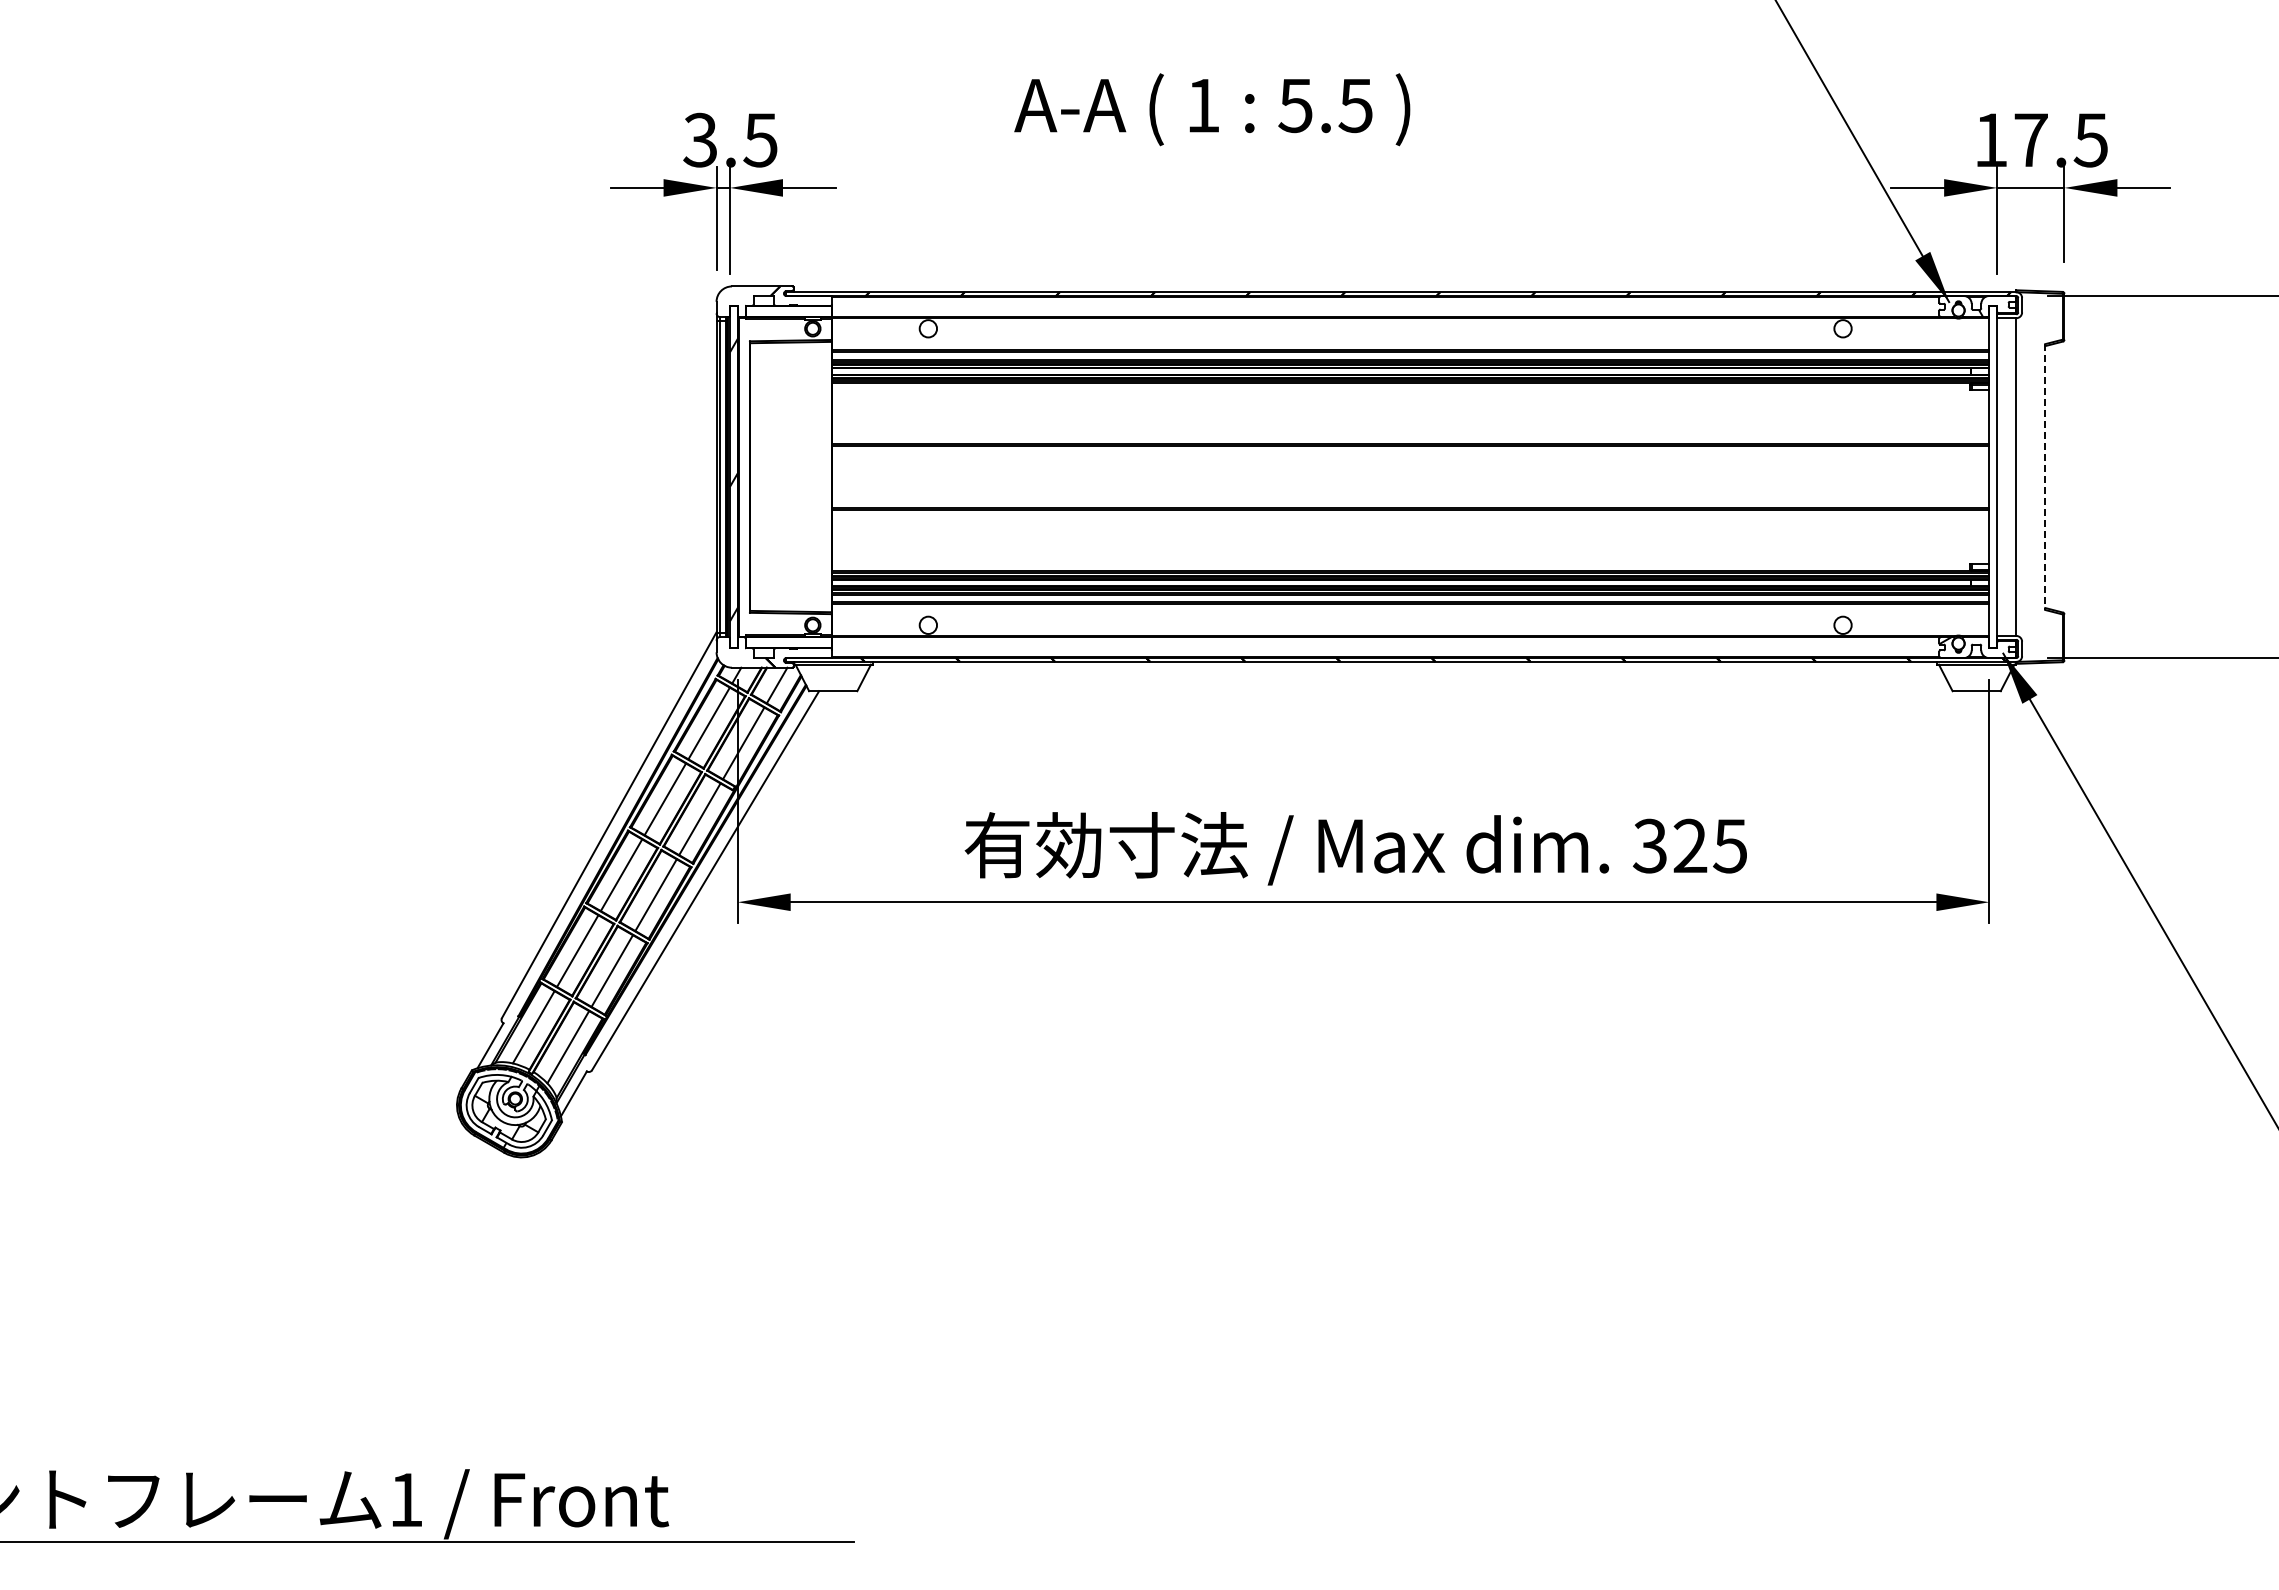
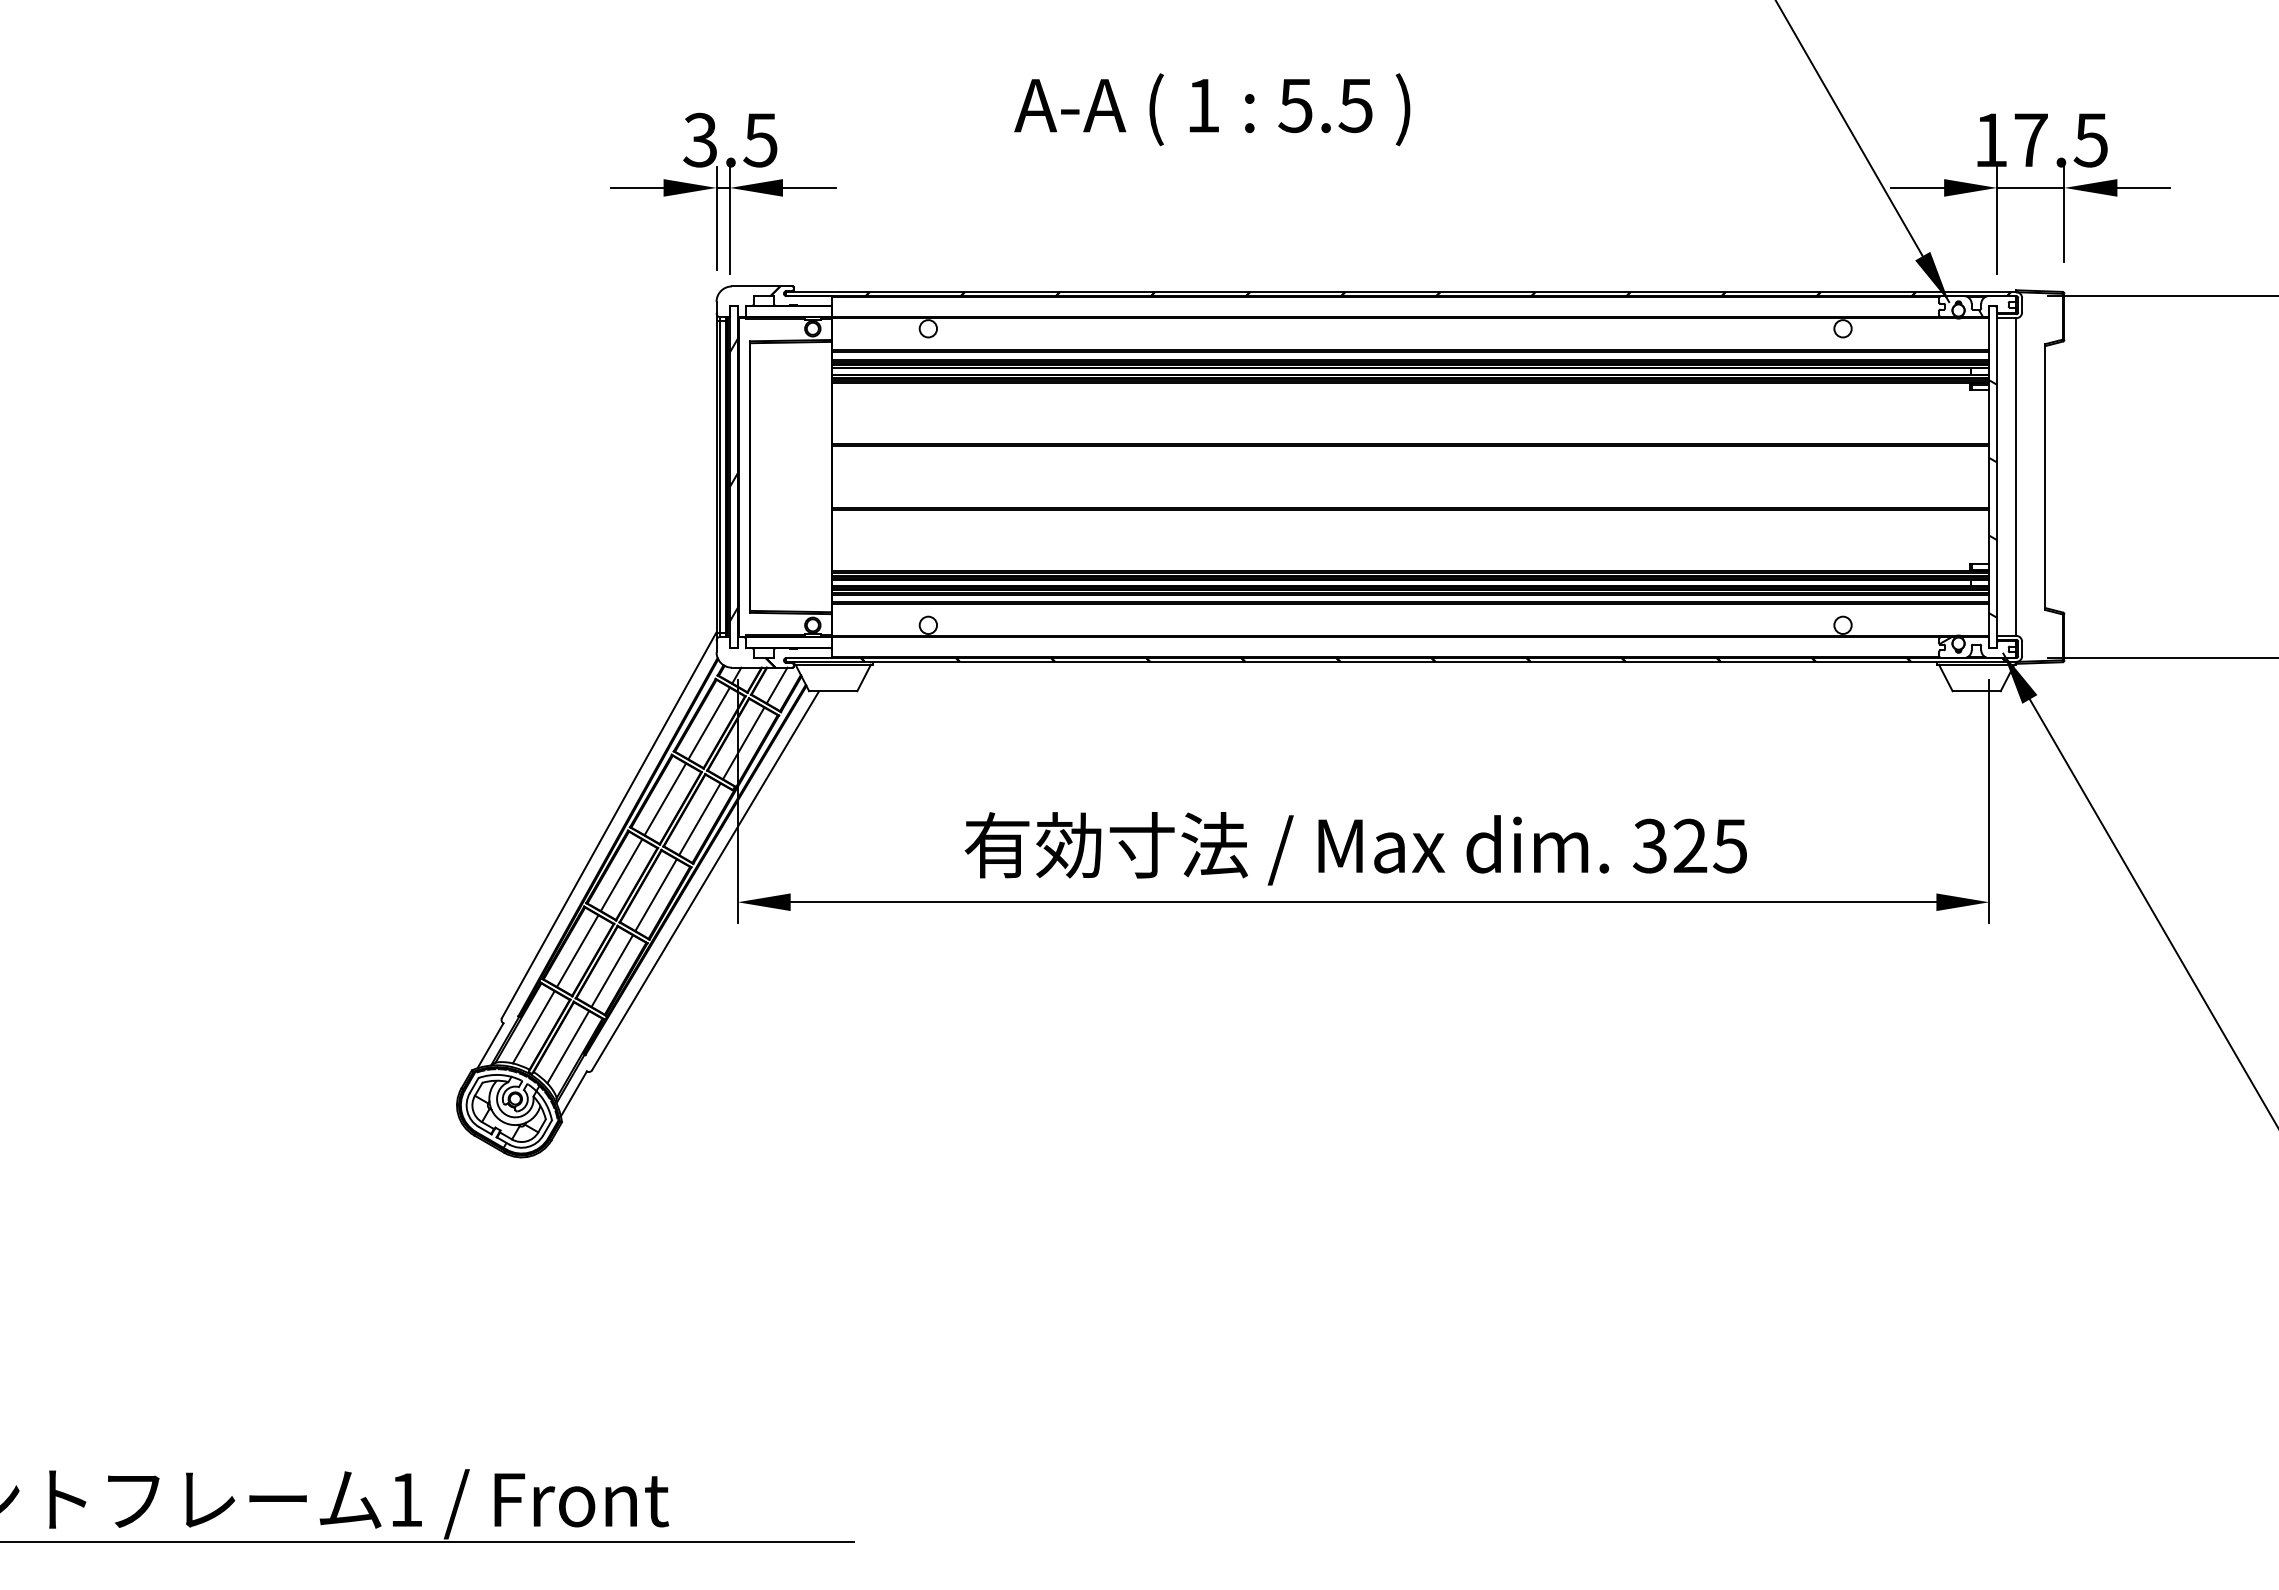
hatch: none -> present (1993, 461)
line: dashed -> solid (2045, 477)
